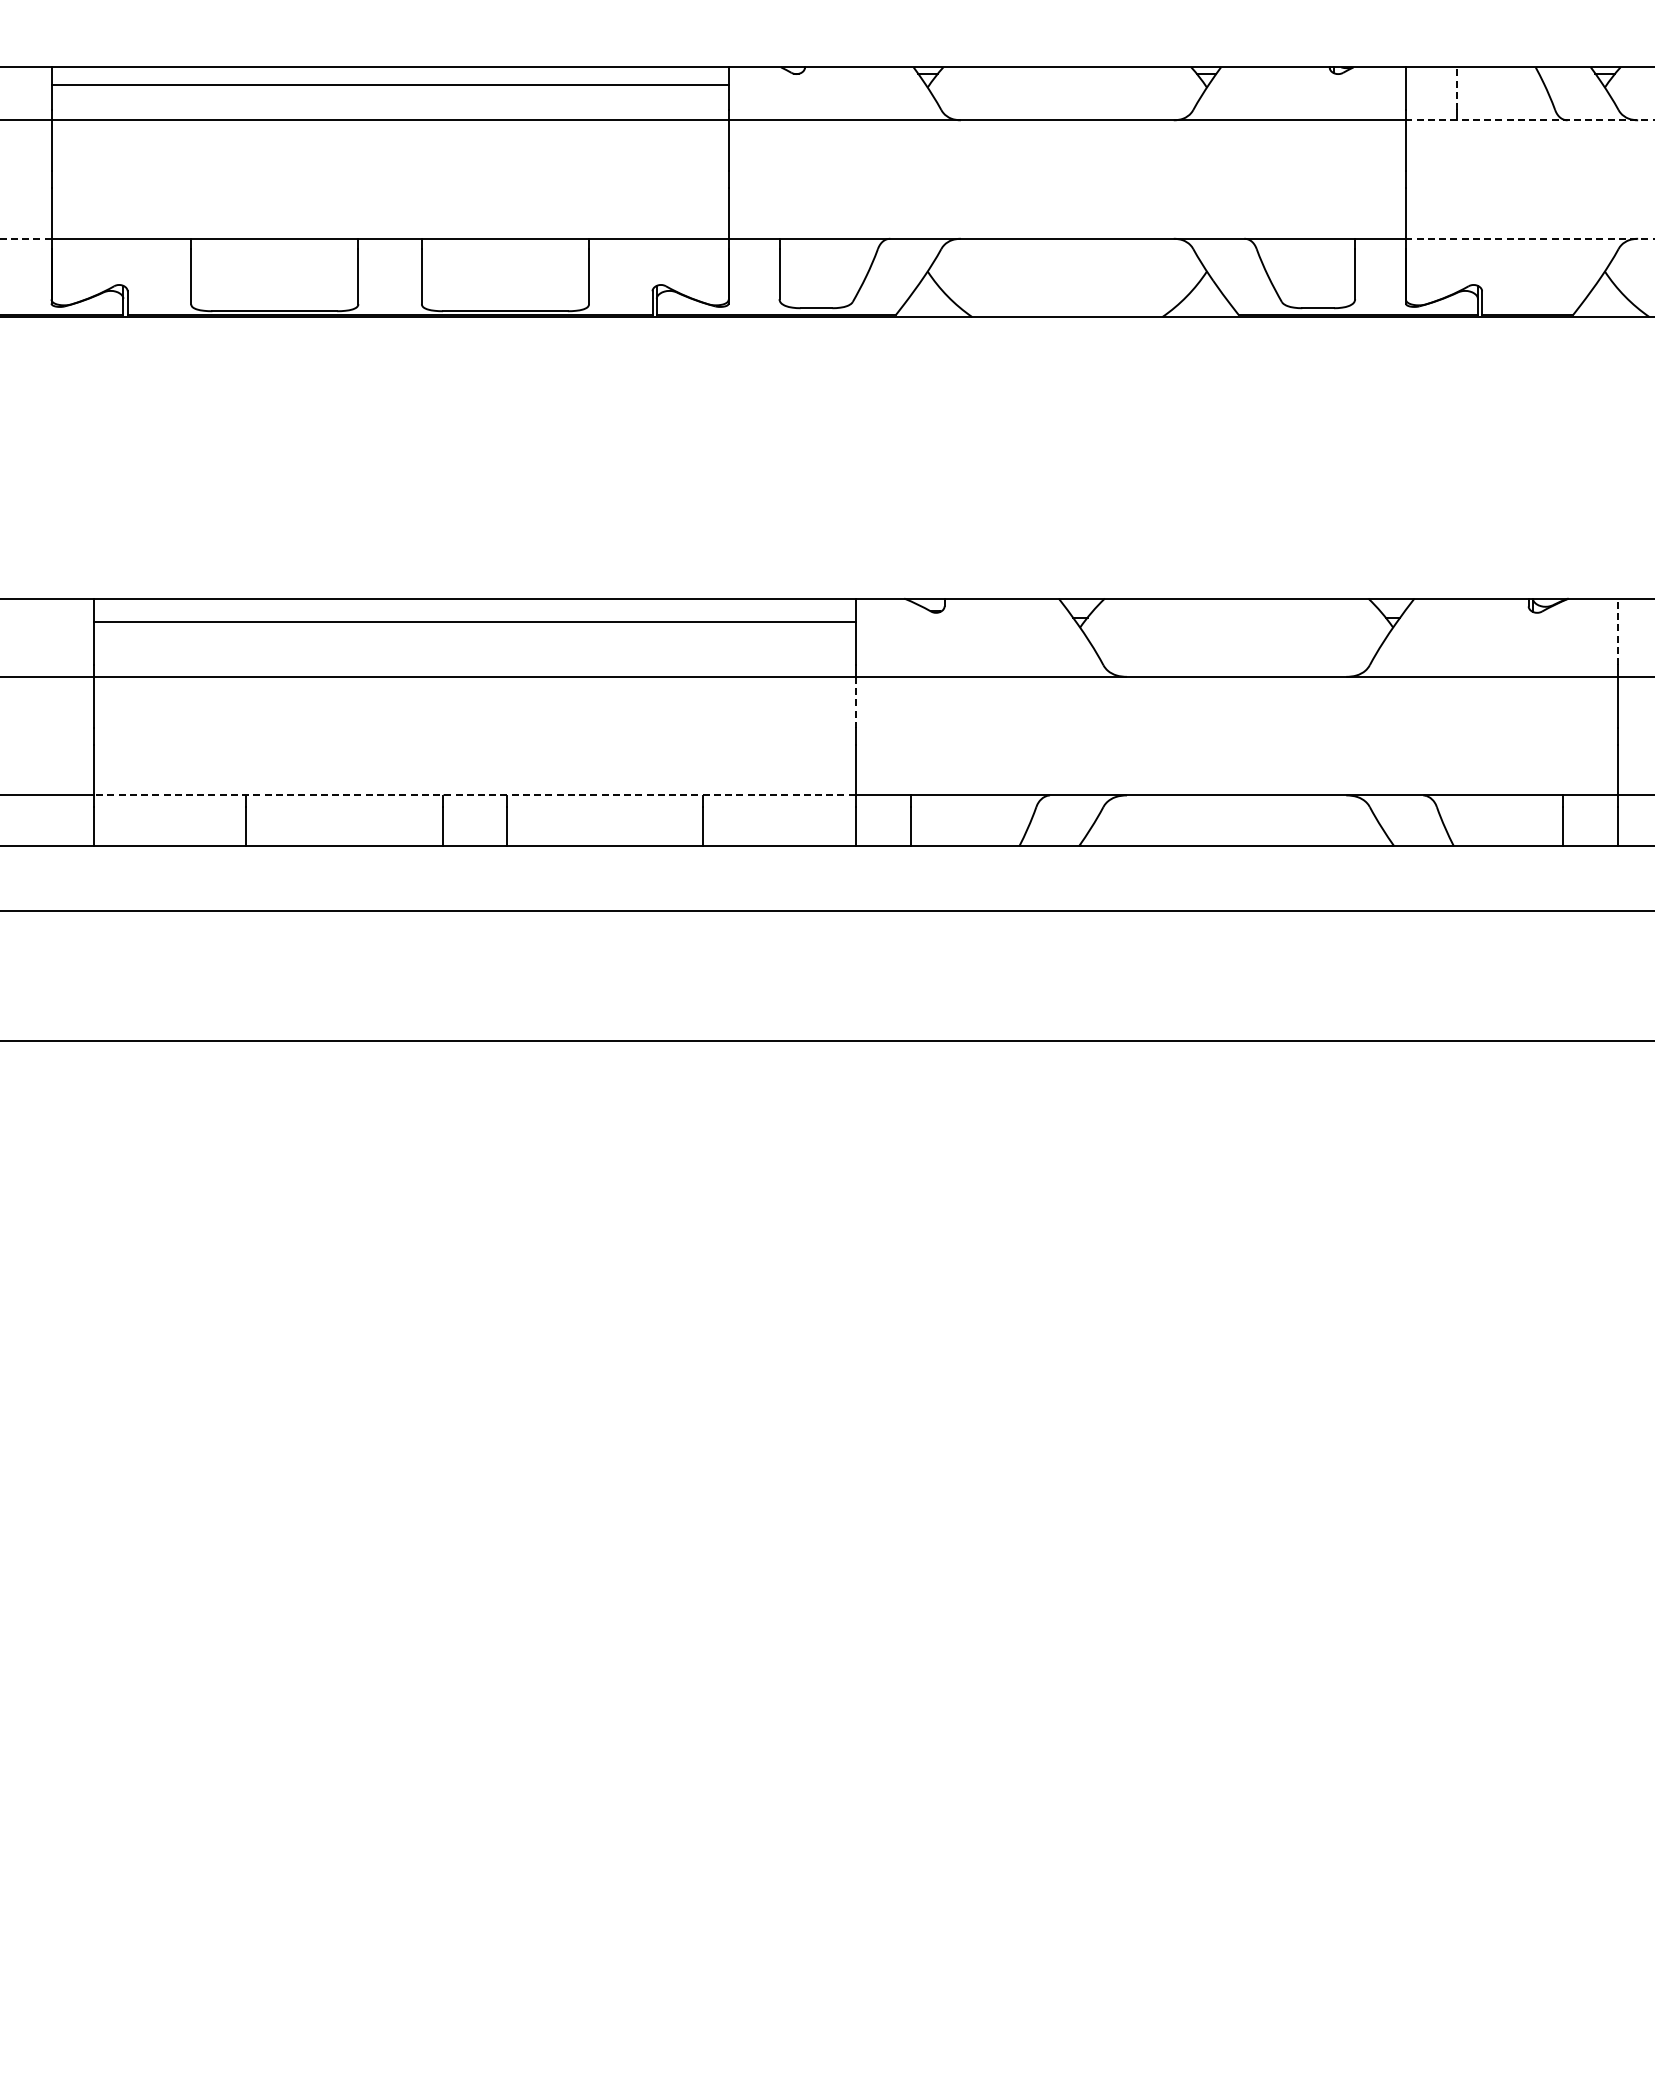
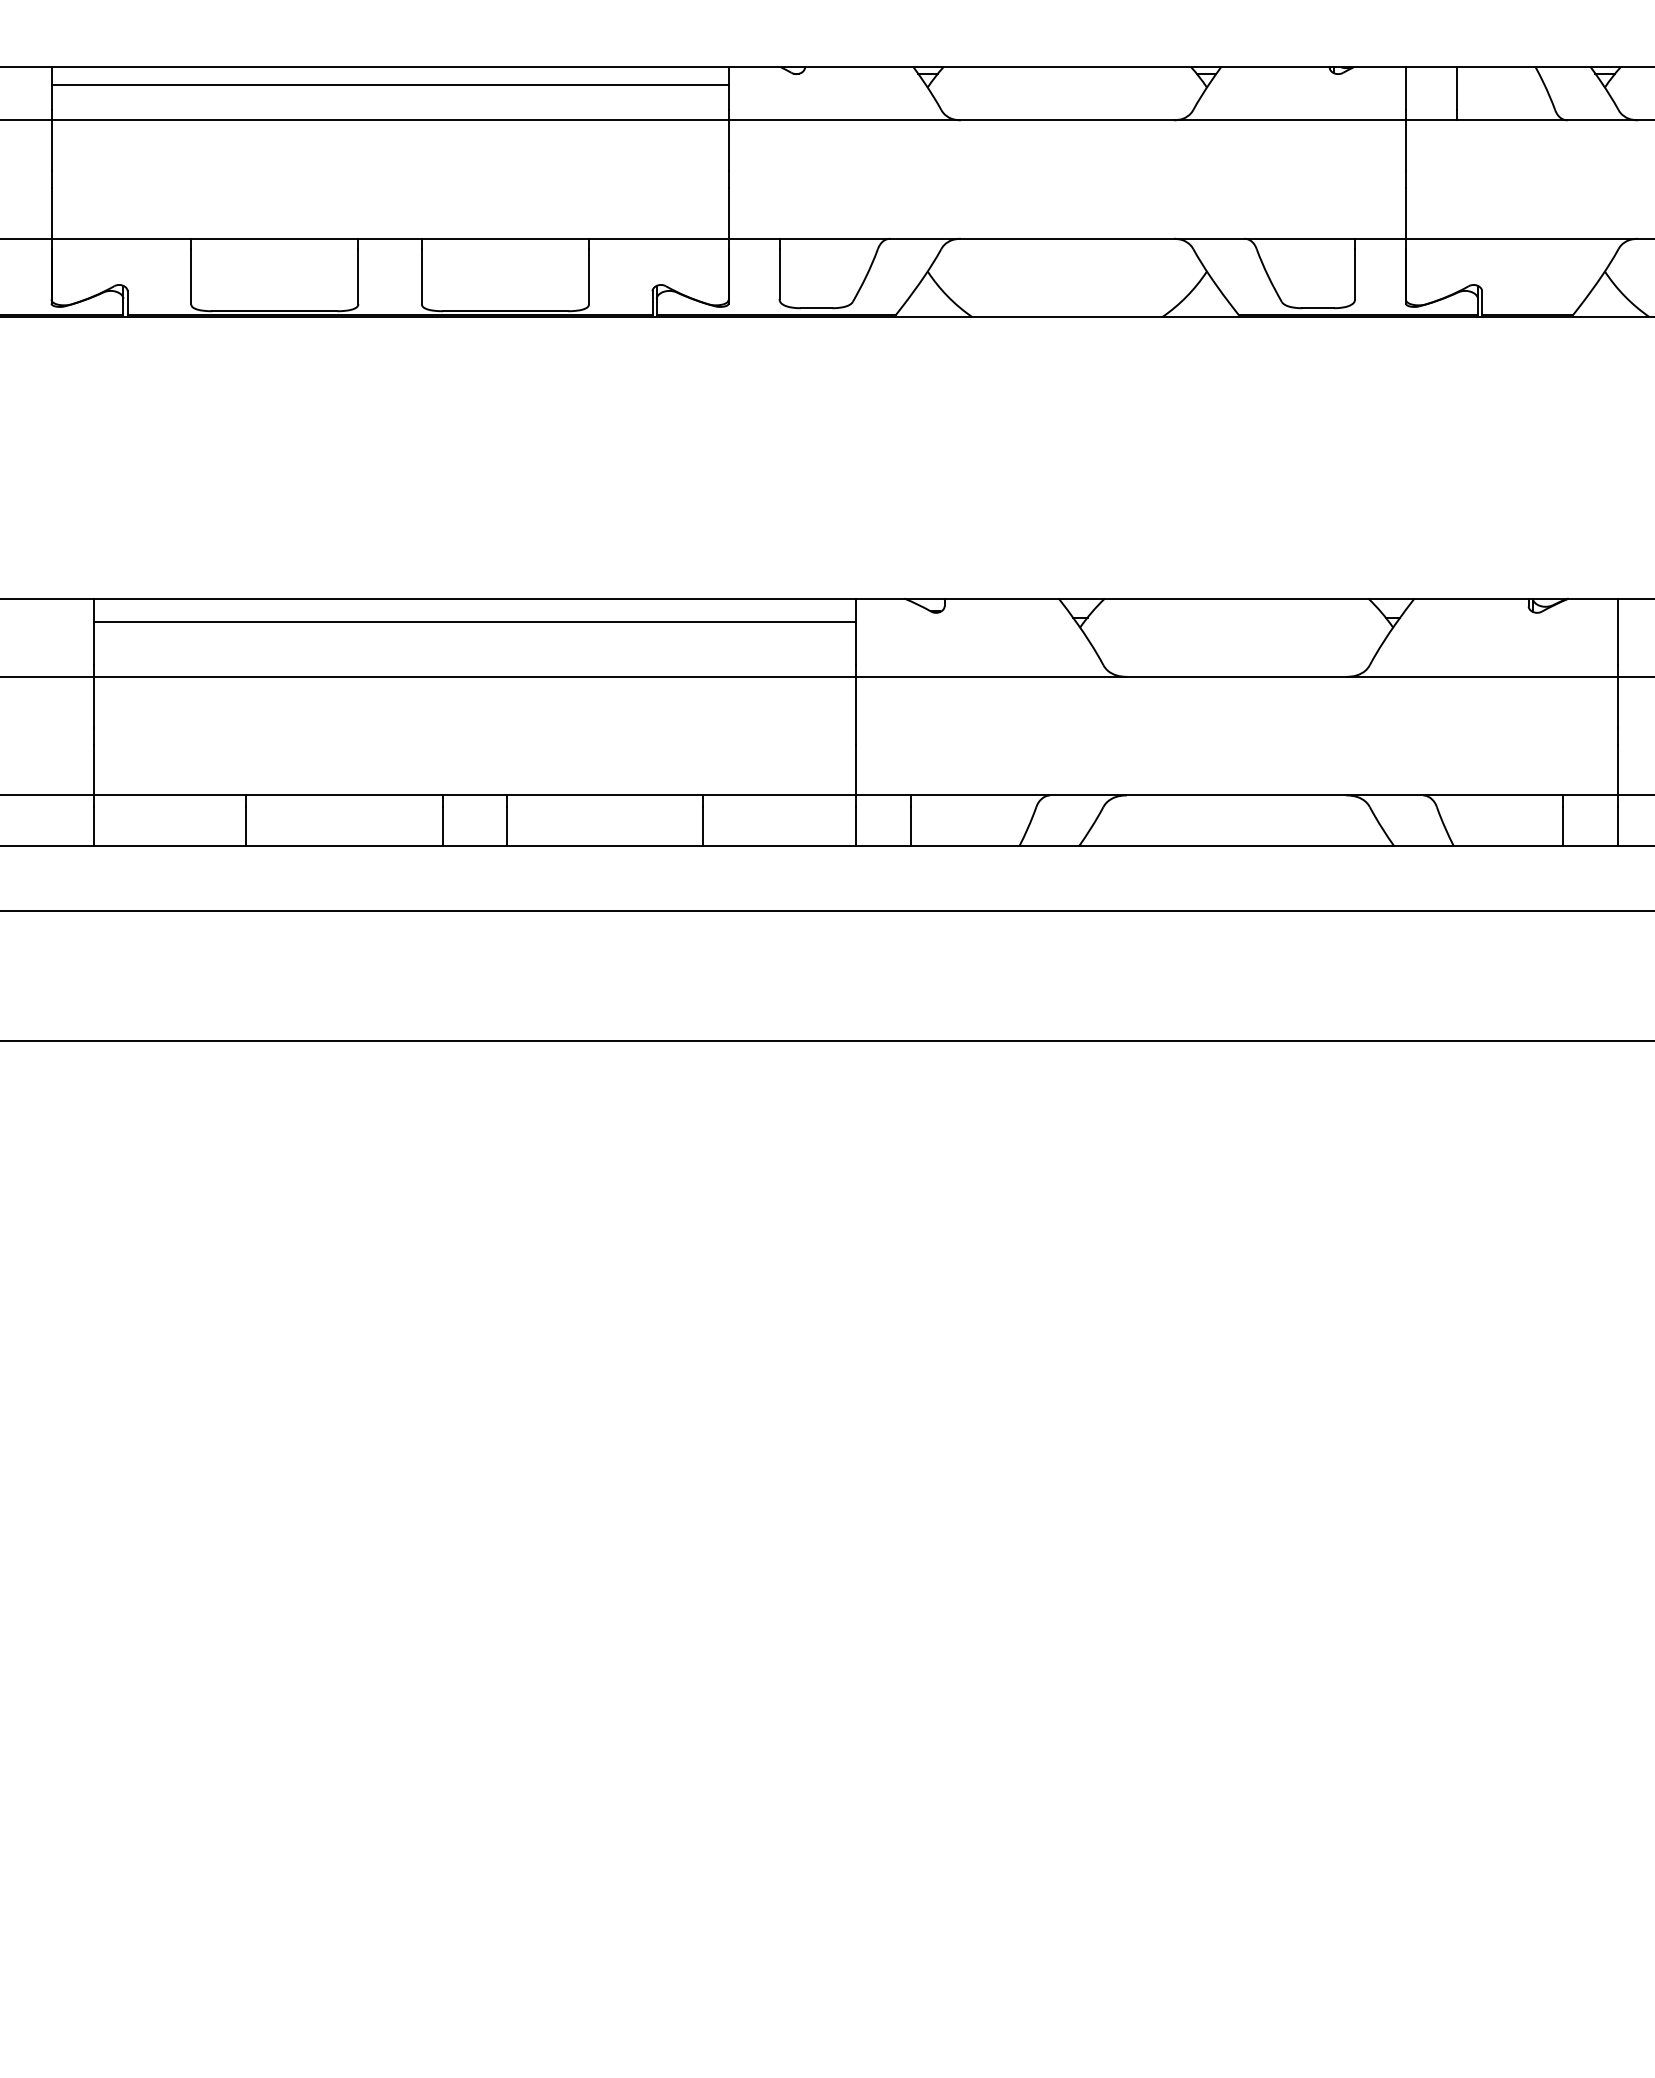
line: dashed -> solid (1456, 88)
line: dashed -> solid (1529, 120)
line: dashed -> solid (25, 238)
line: dashed -> solid (1529, 238)
line: dashed -> solid (1617, 631)
line: dashed -> solid (855, 702)
line: dashed -> solid (474, 795)
